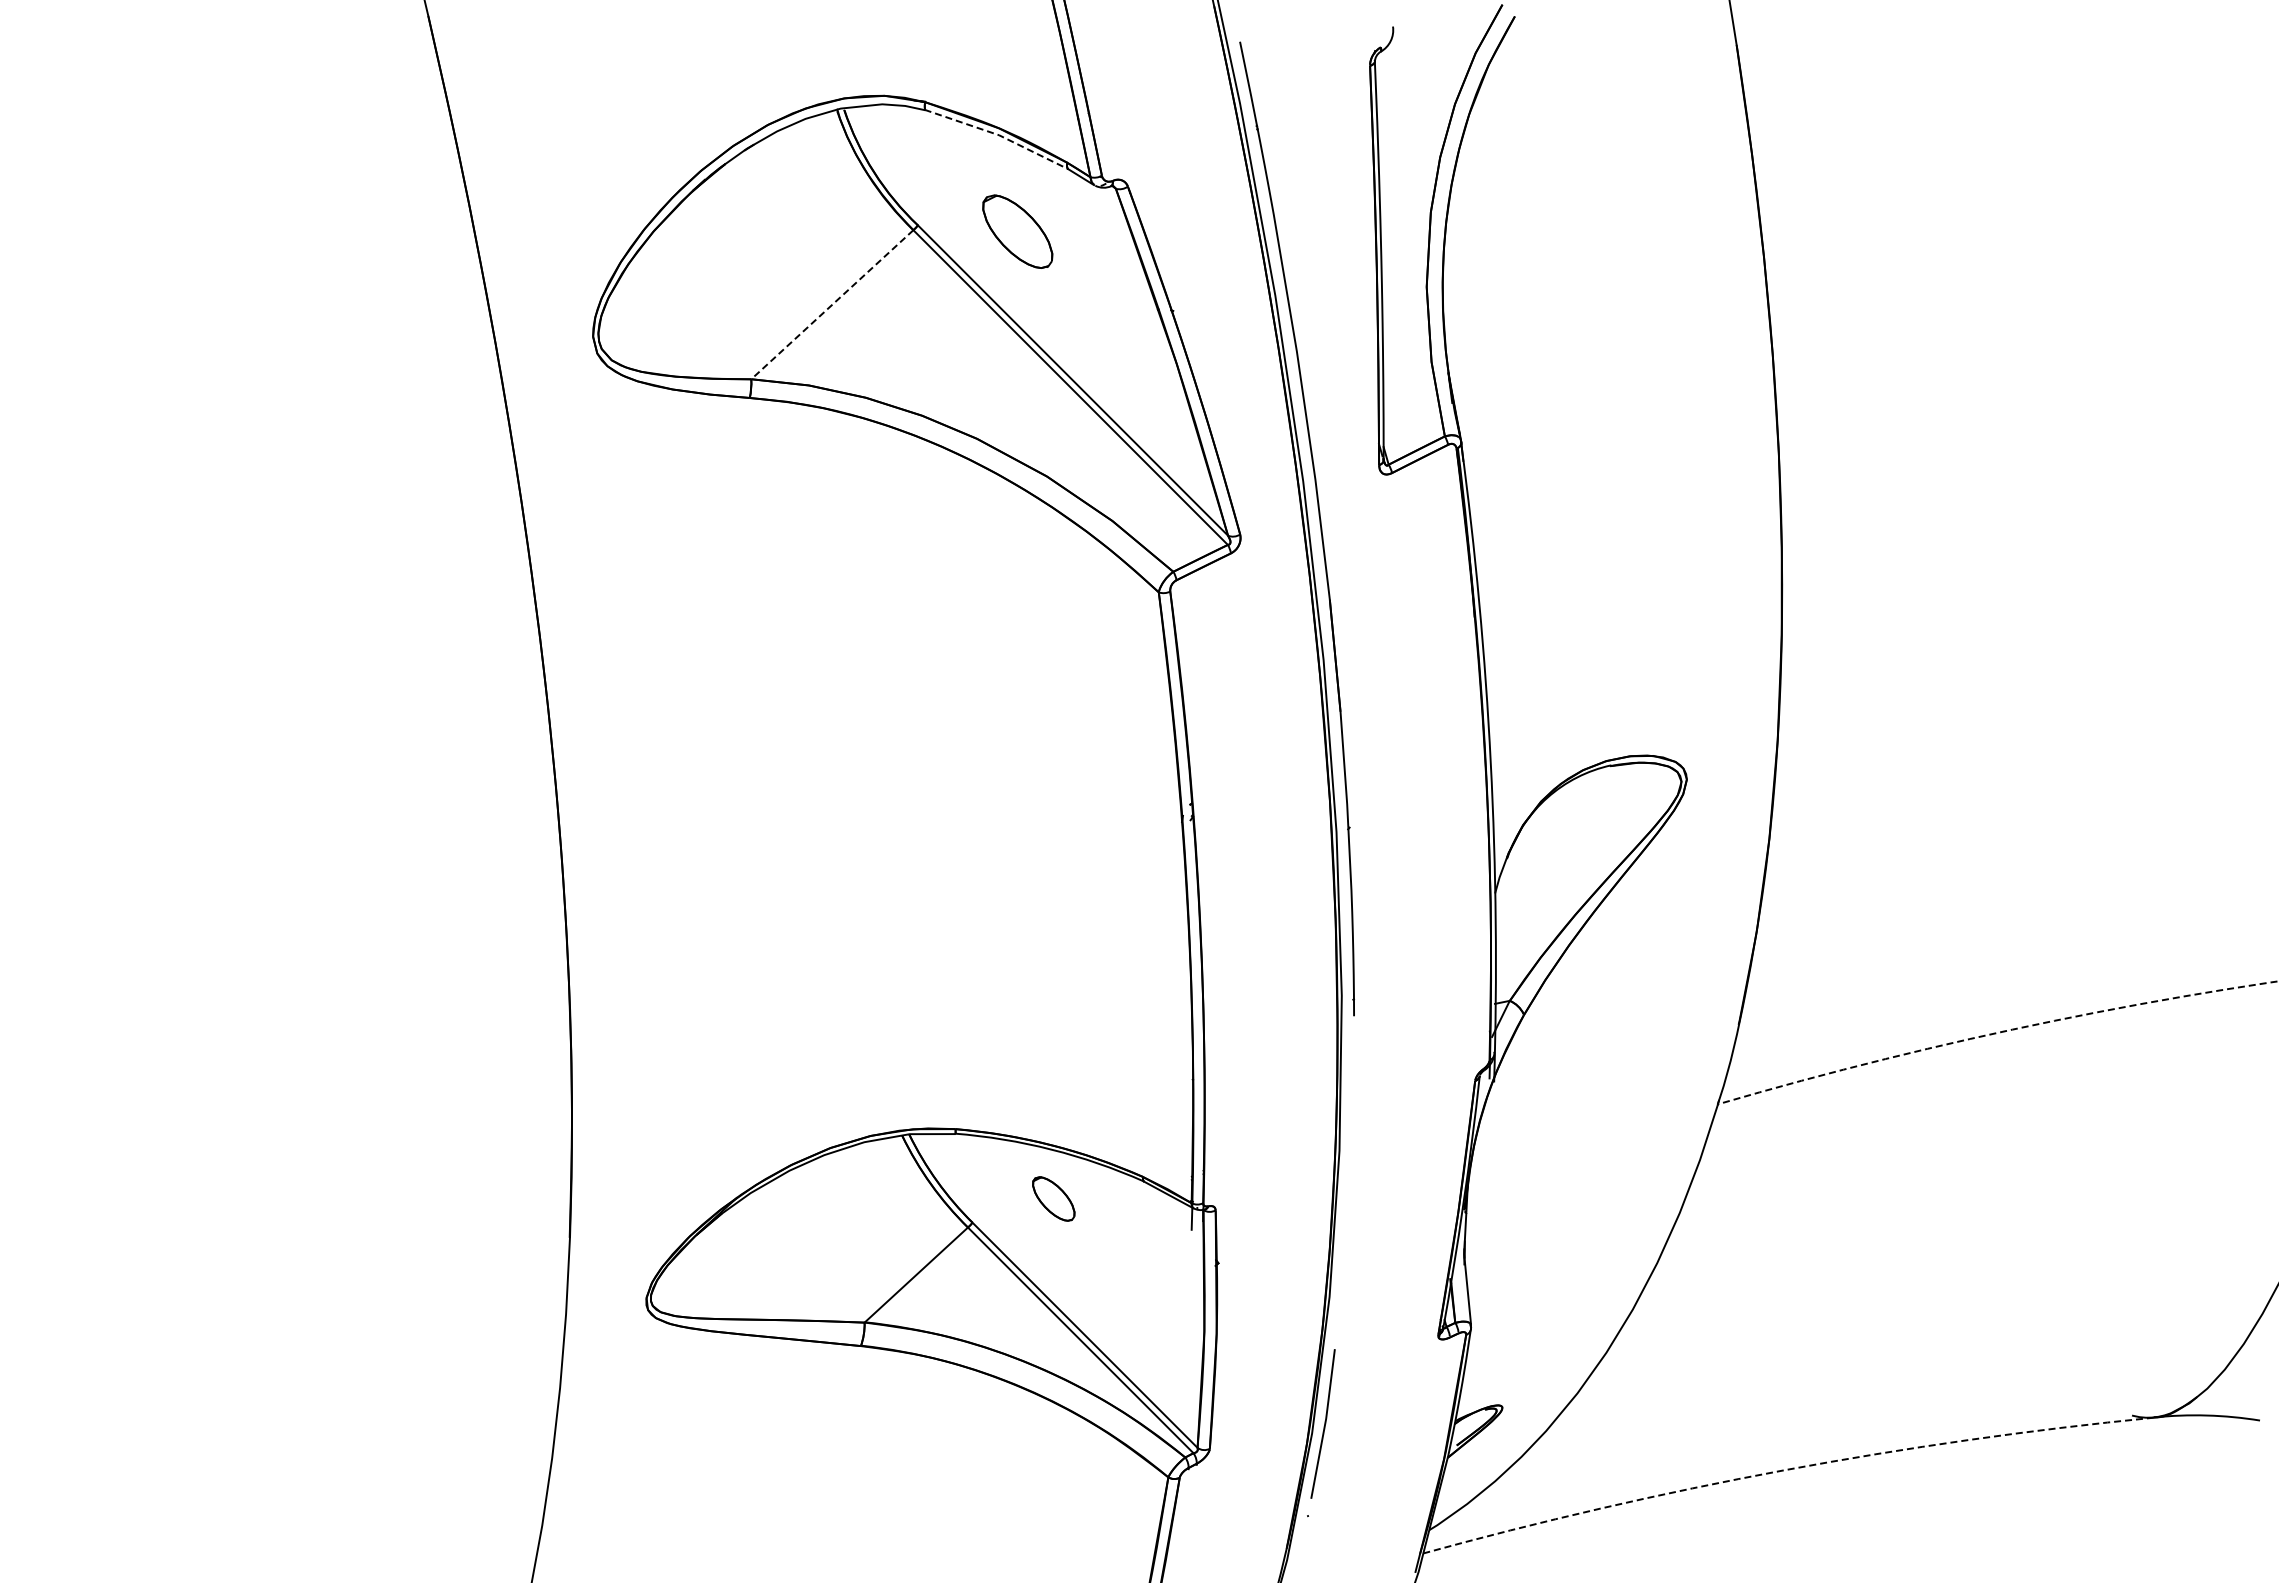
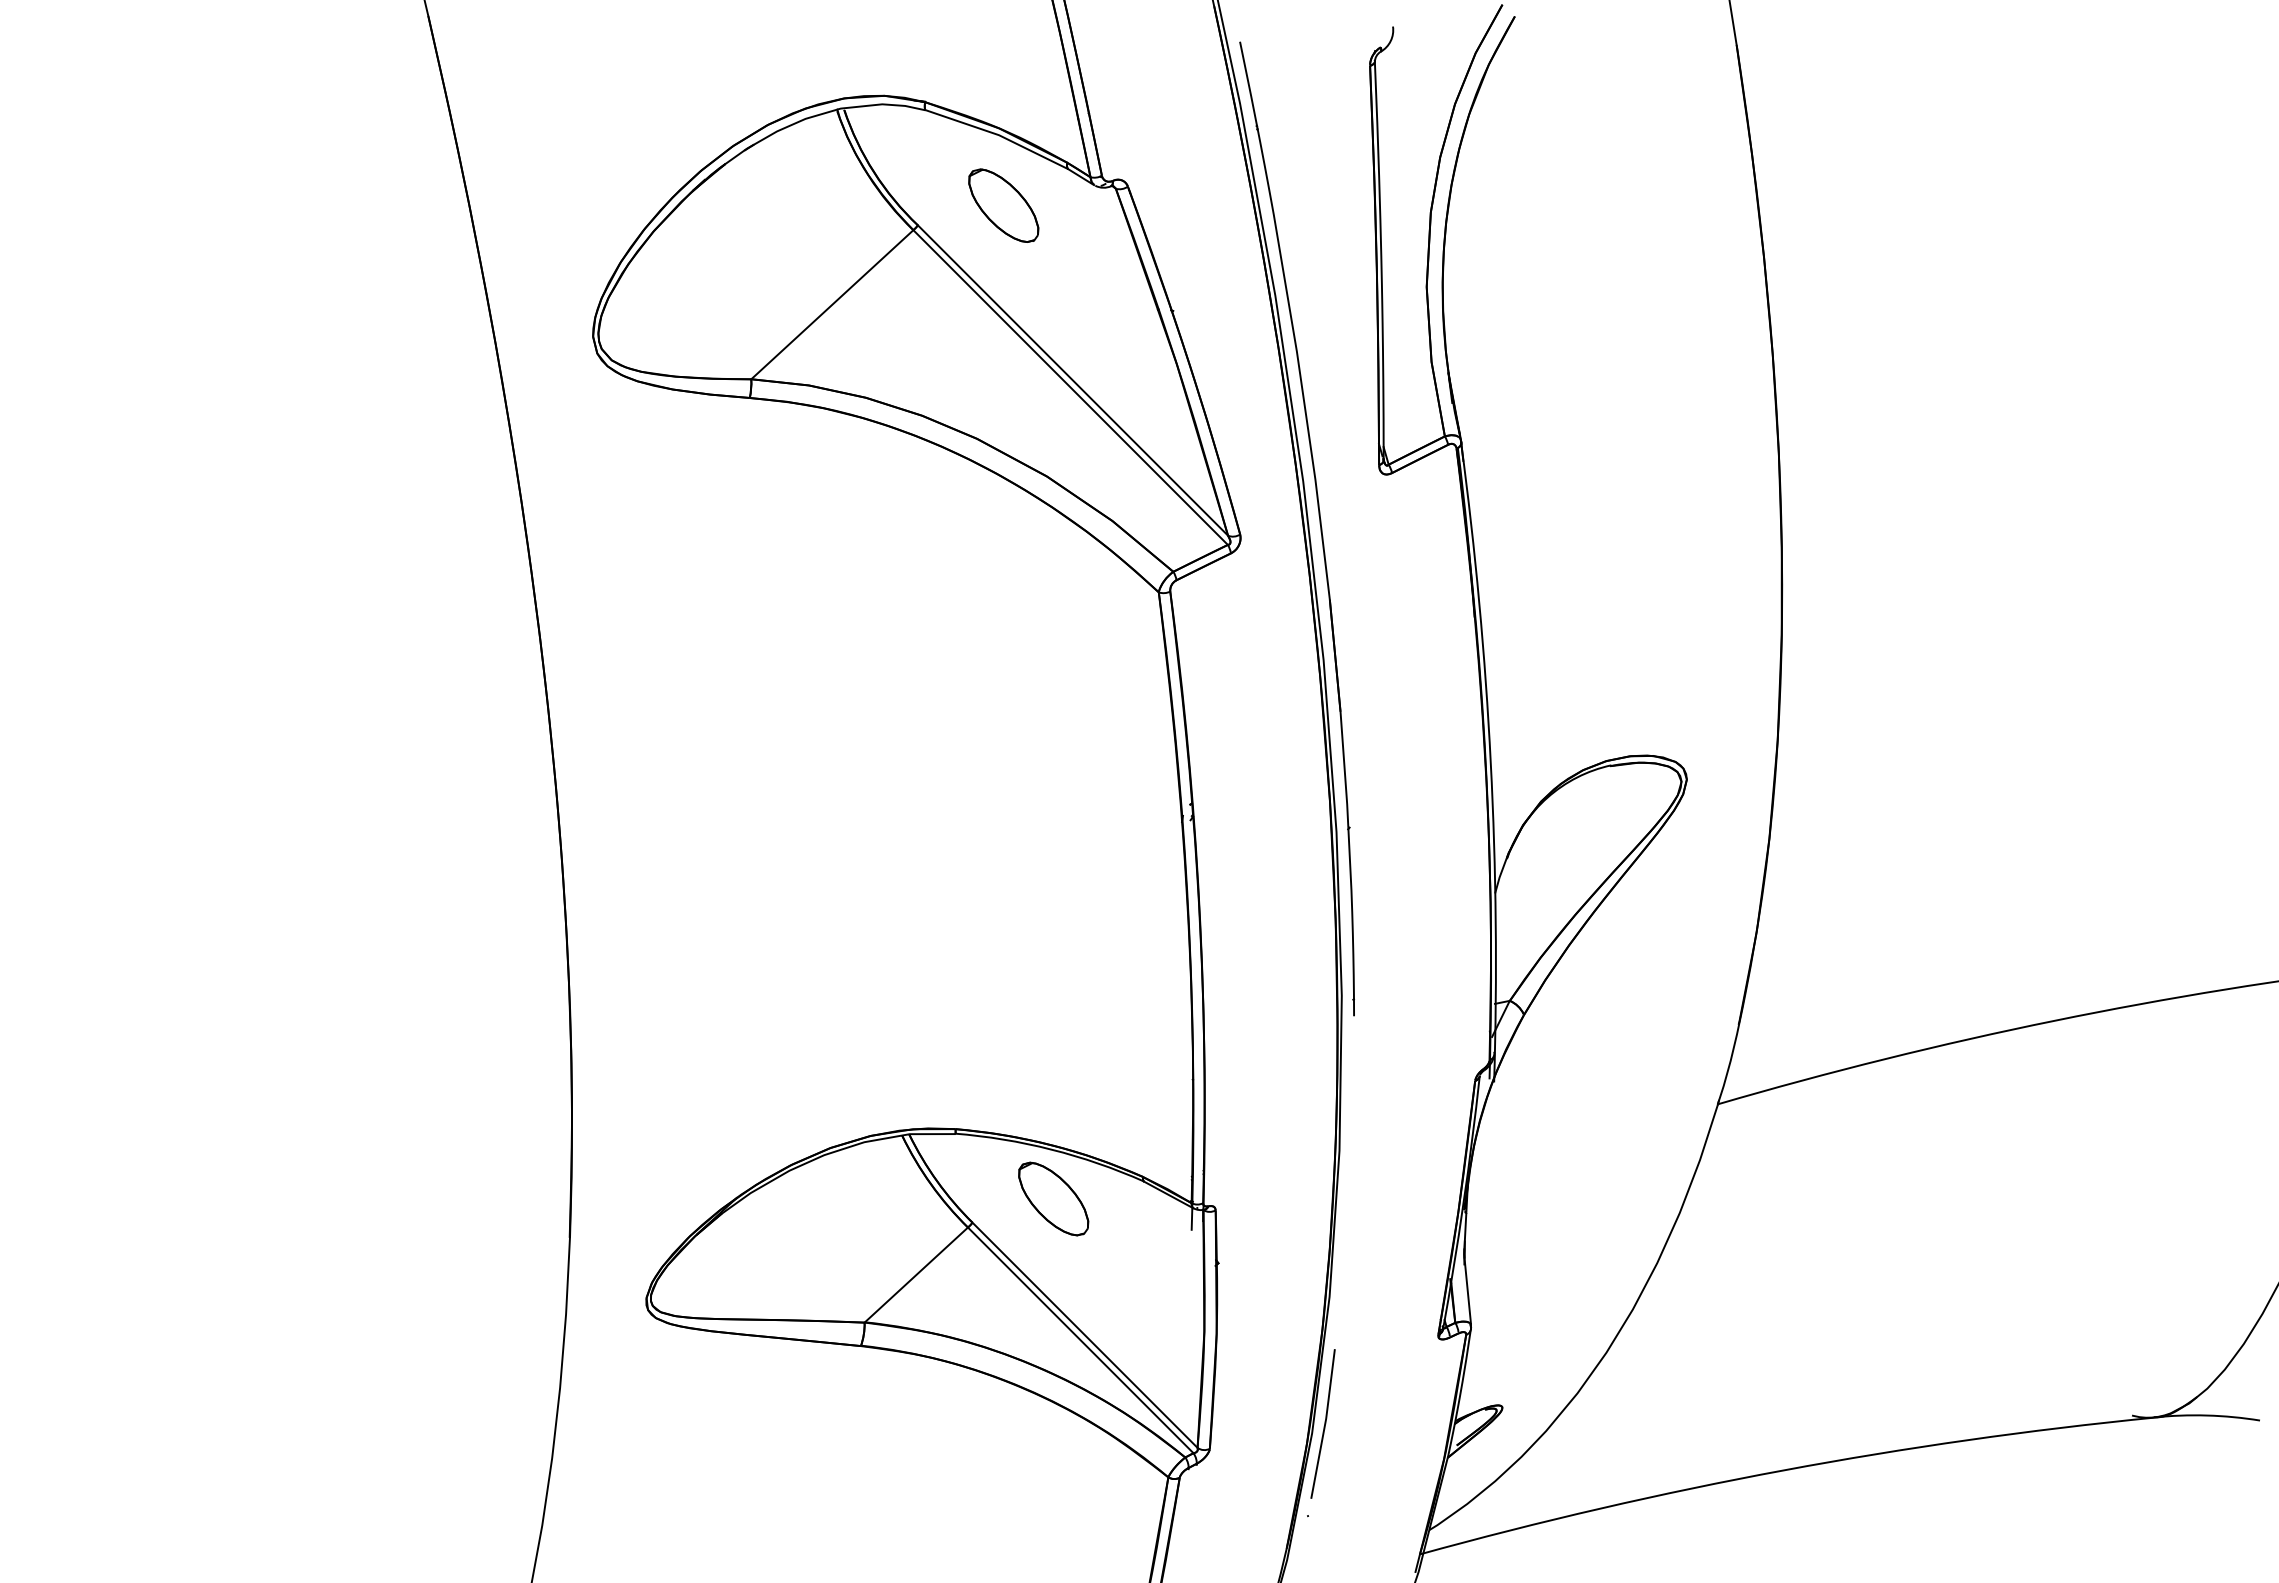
line: dashed -> solid (999, 135)
part position: (1017, 231) -> (1003, 205) (1003, 205)
line: dashed -> solid (832, 305)
arc: dashed -> solid (1995, 1033)
part size: 44x46 px -> 72x76 px (1053, 1198)
arc: dashed -> solid (1783, 1470)
